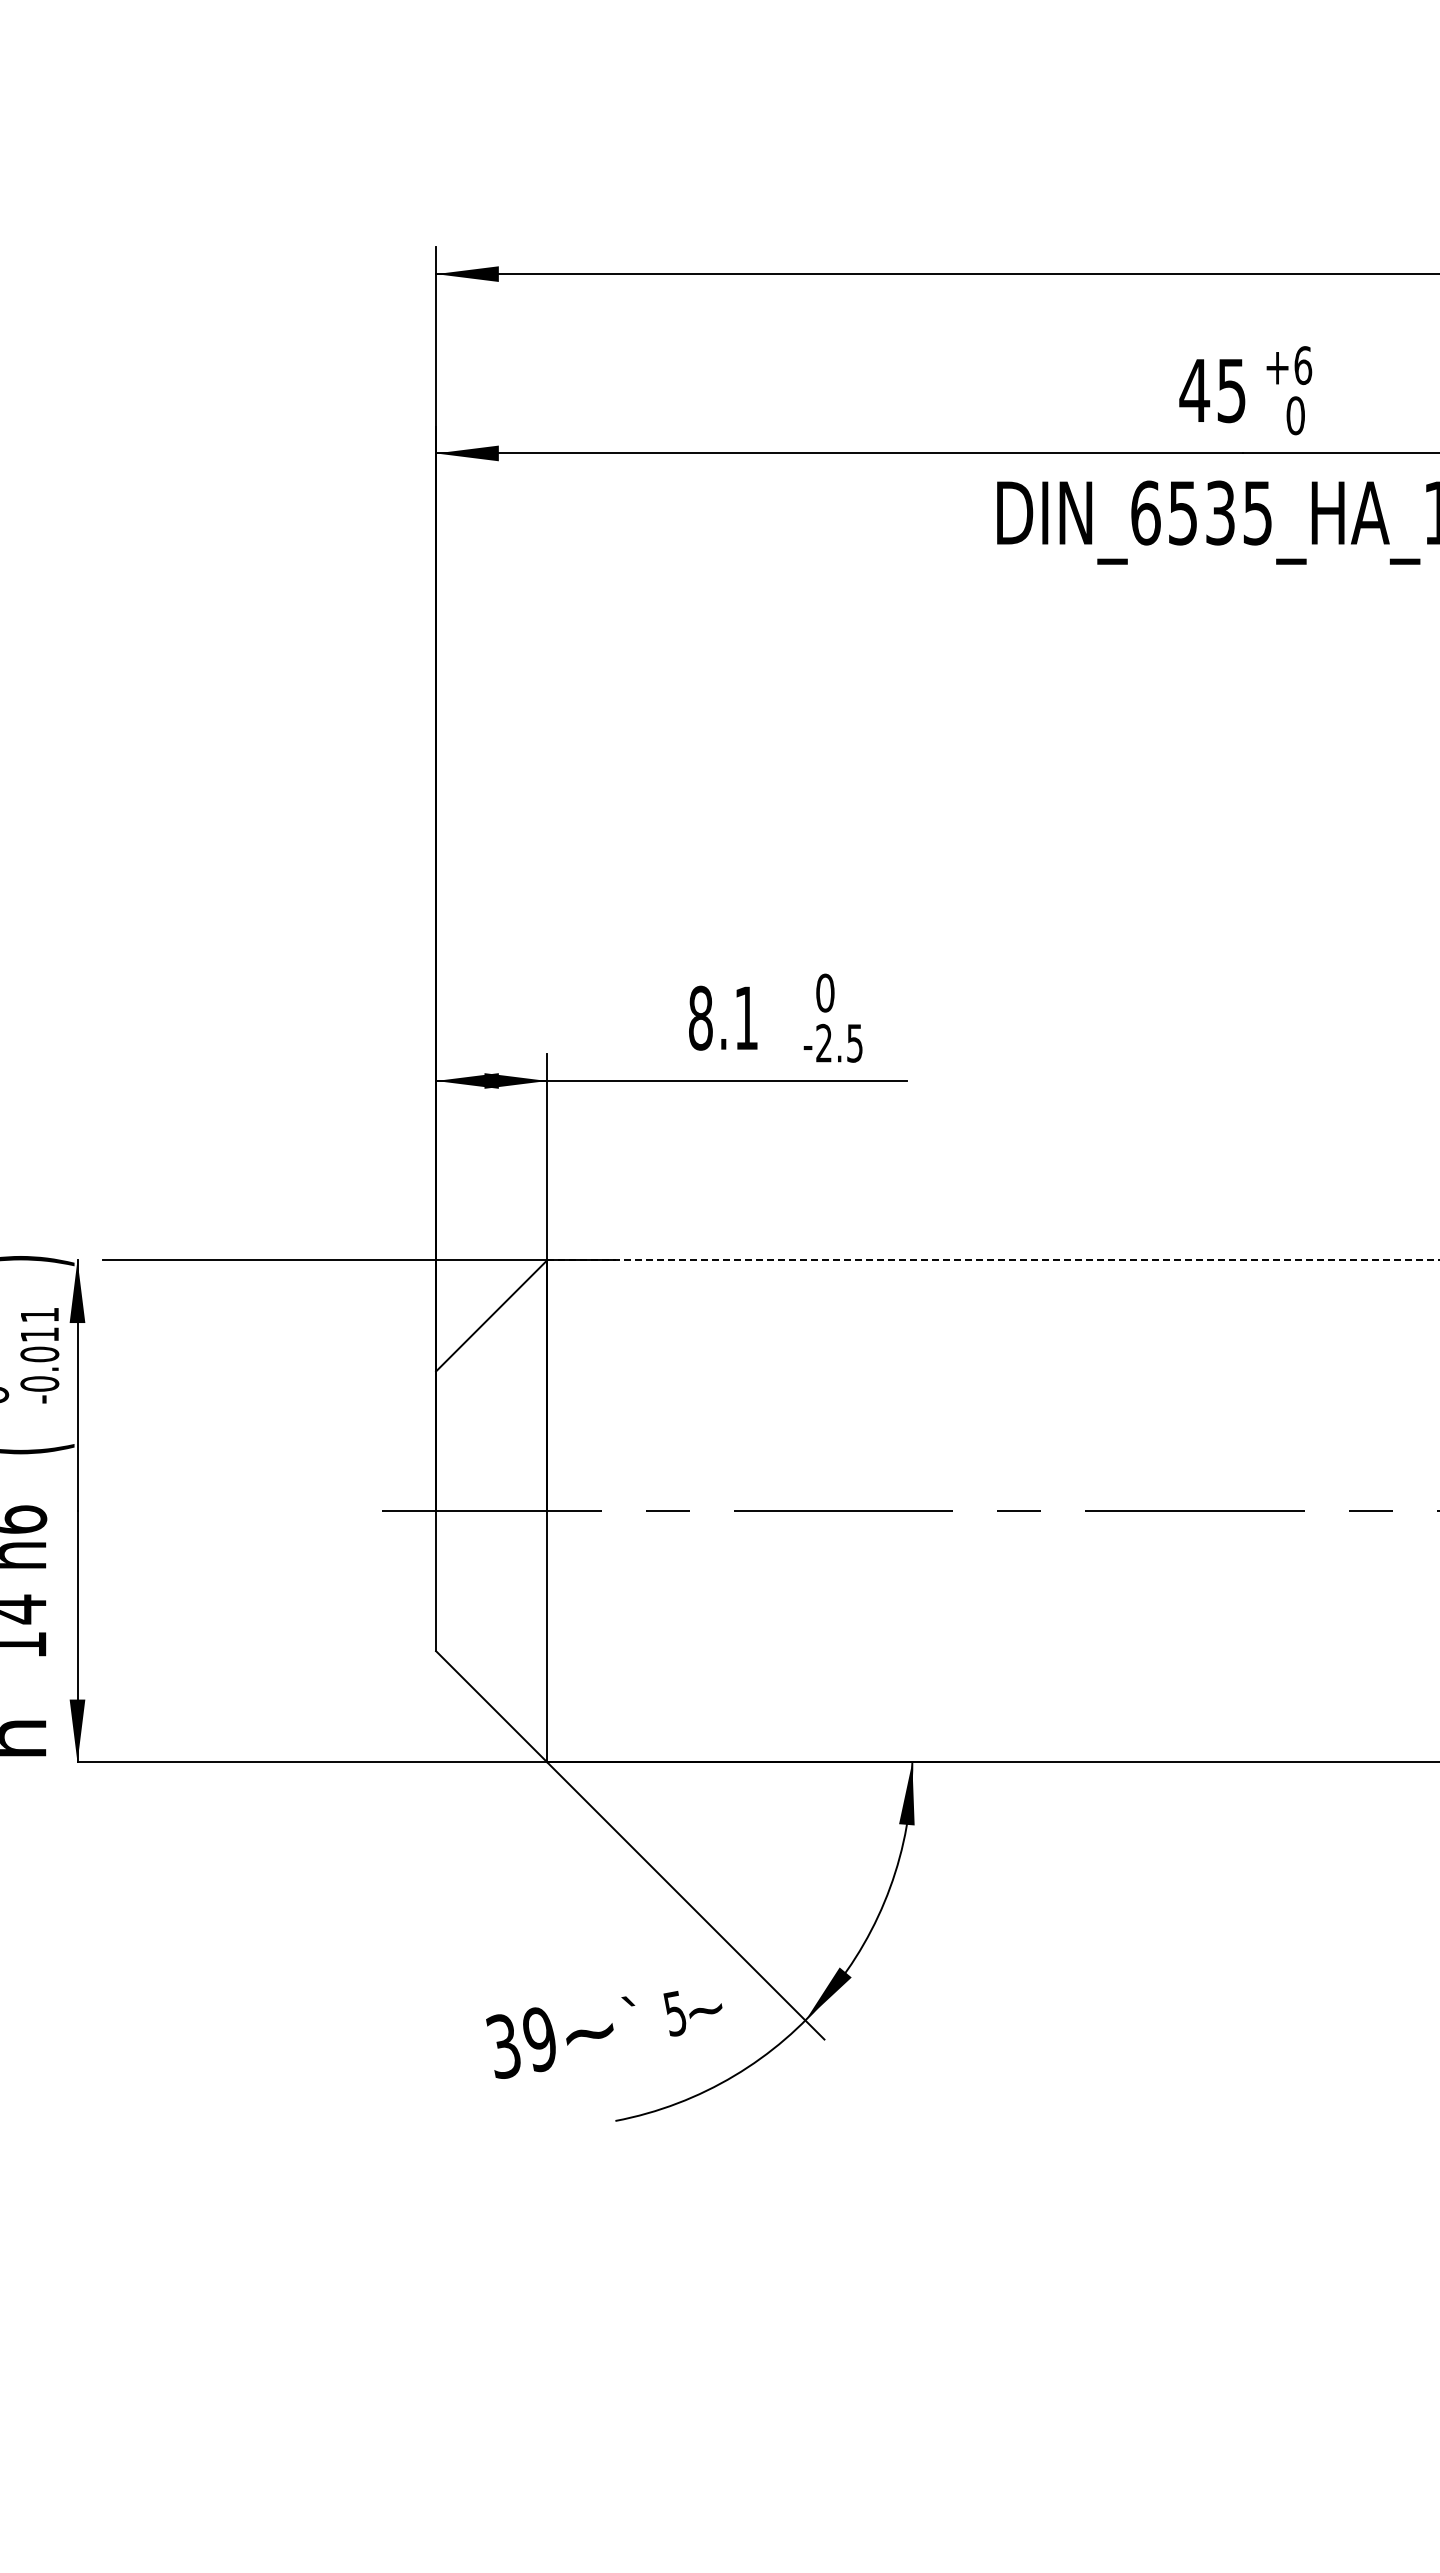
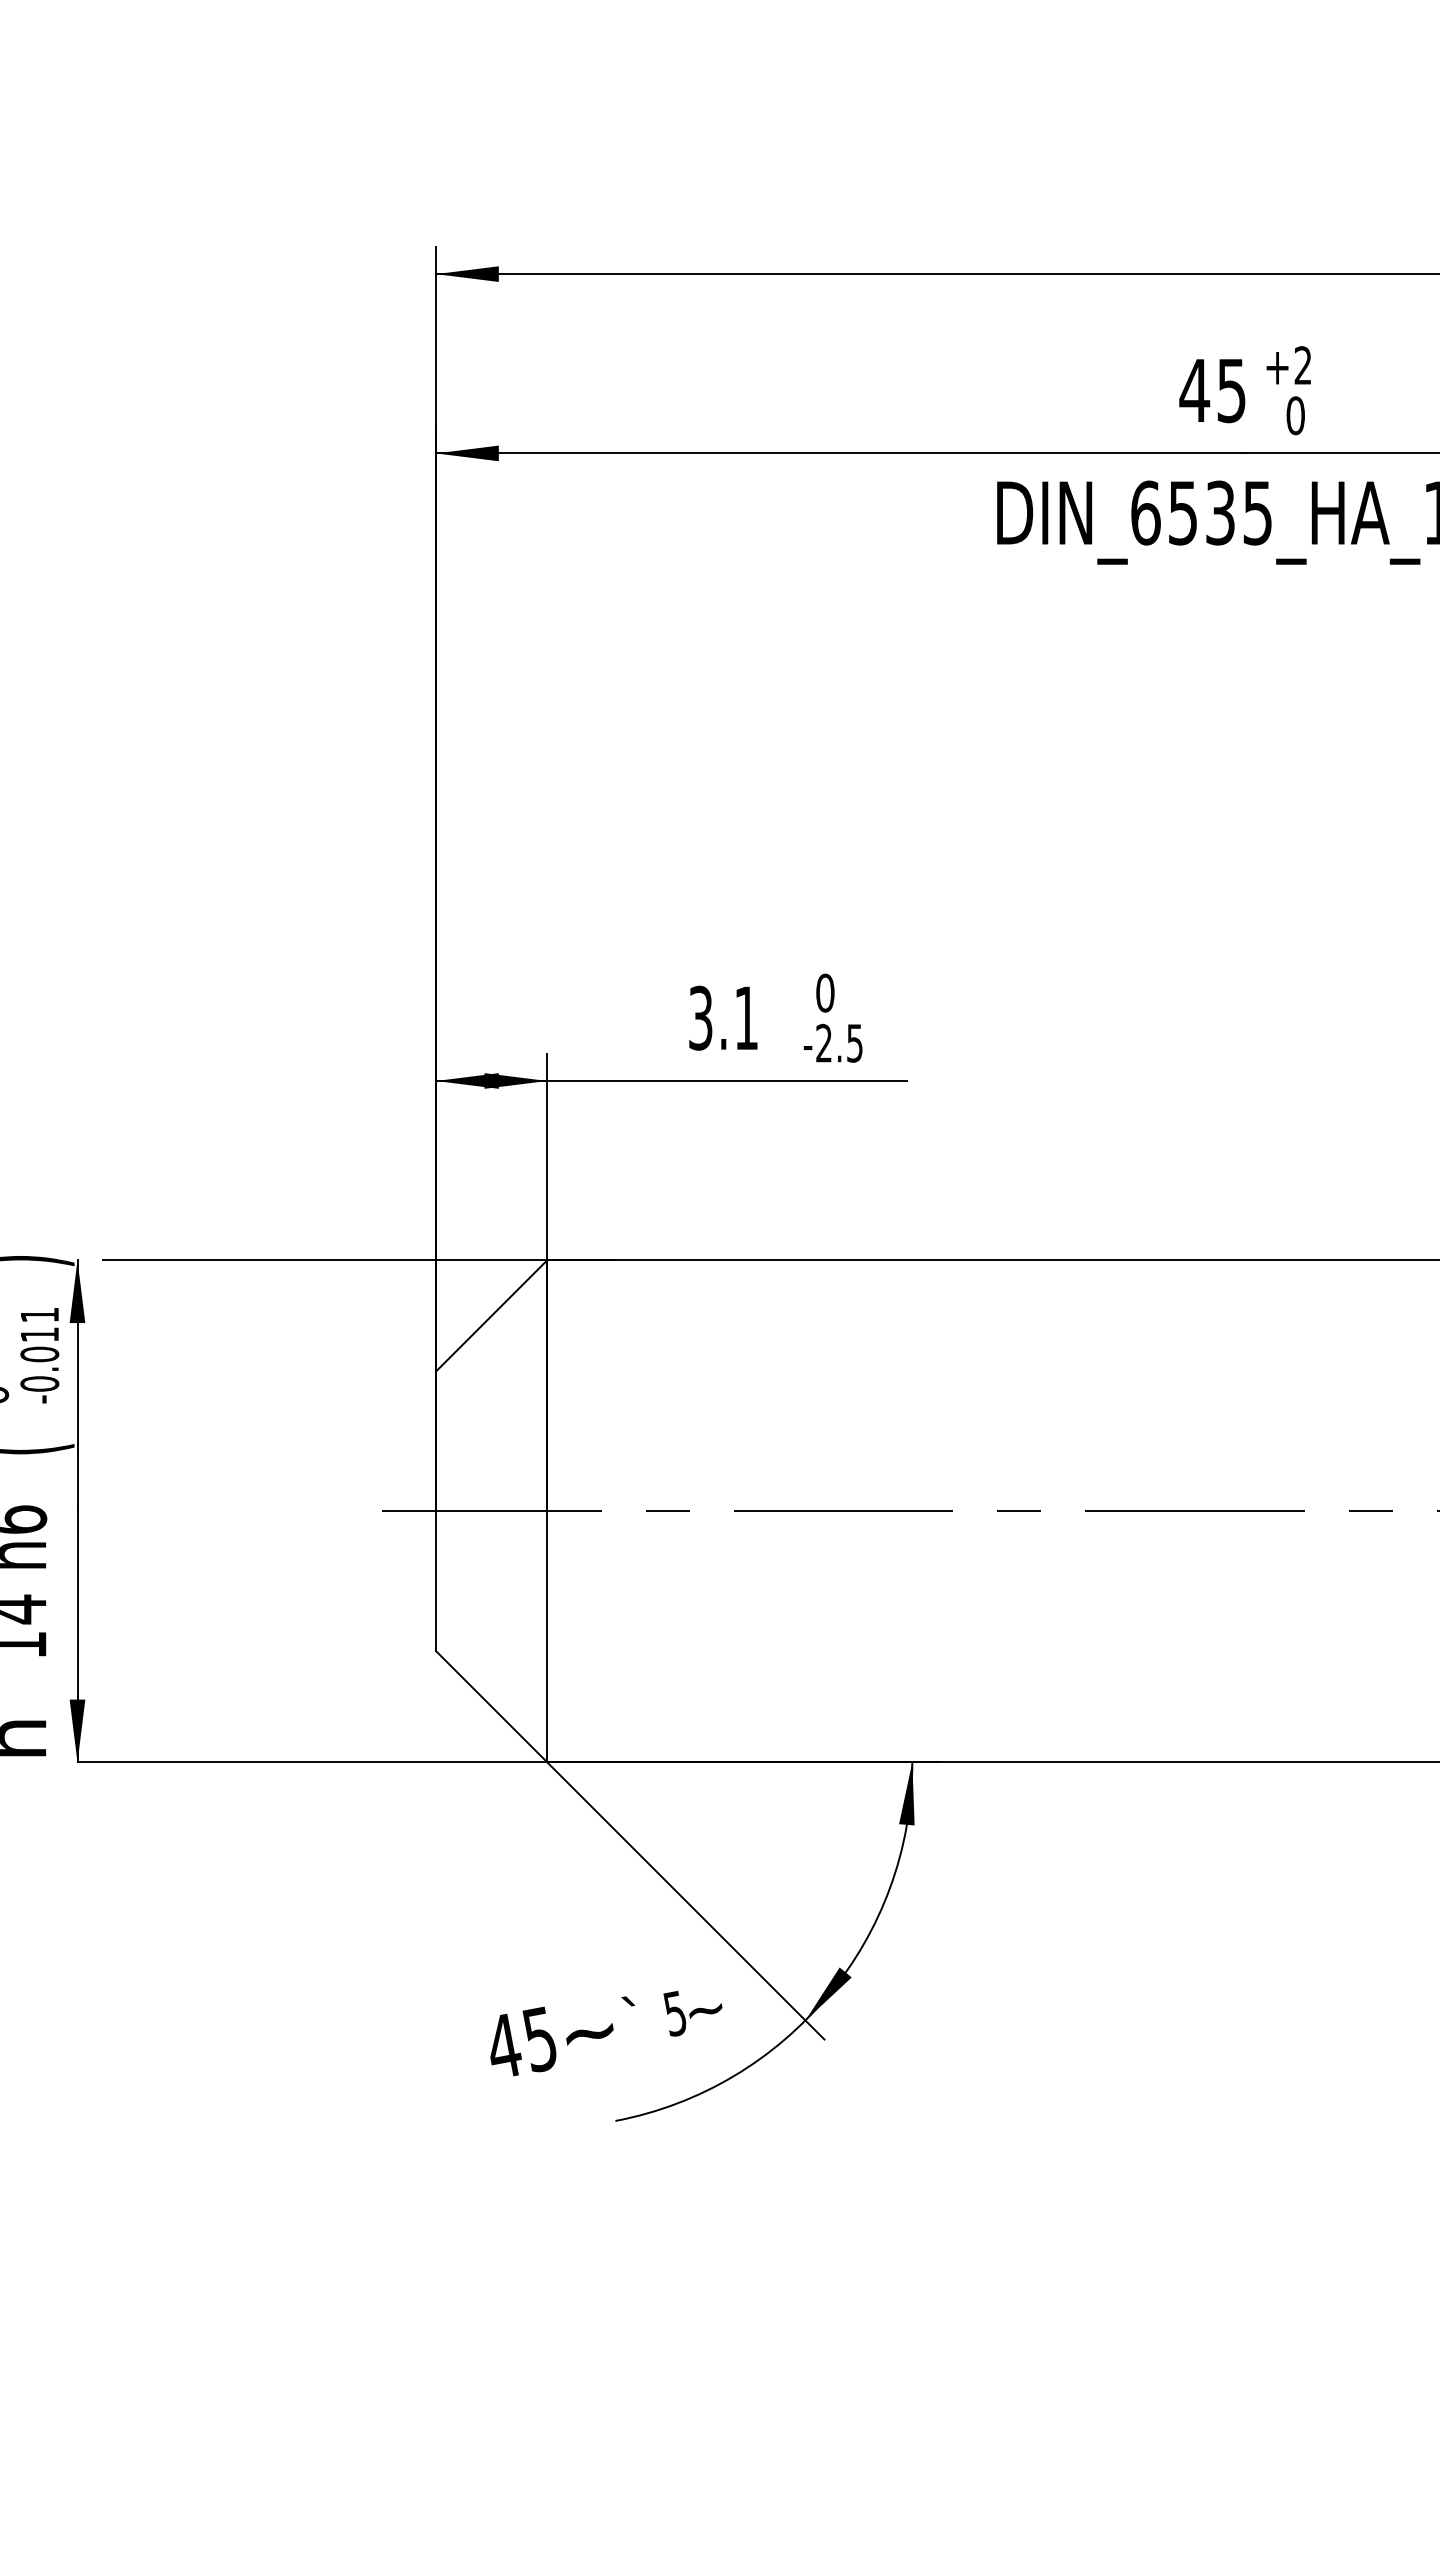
text: +6 -> +2 (1303, 365)
text: 8.1 -> 3.1 (700, 1017)
line: dashed -> solid (994, 1260)
text: 39 -> 45 (521, 2042)
